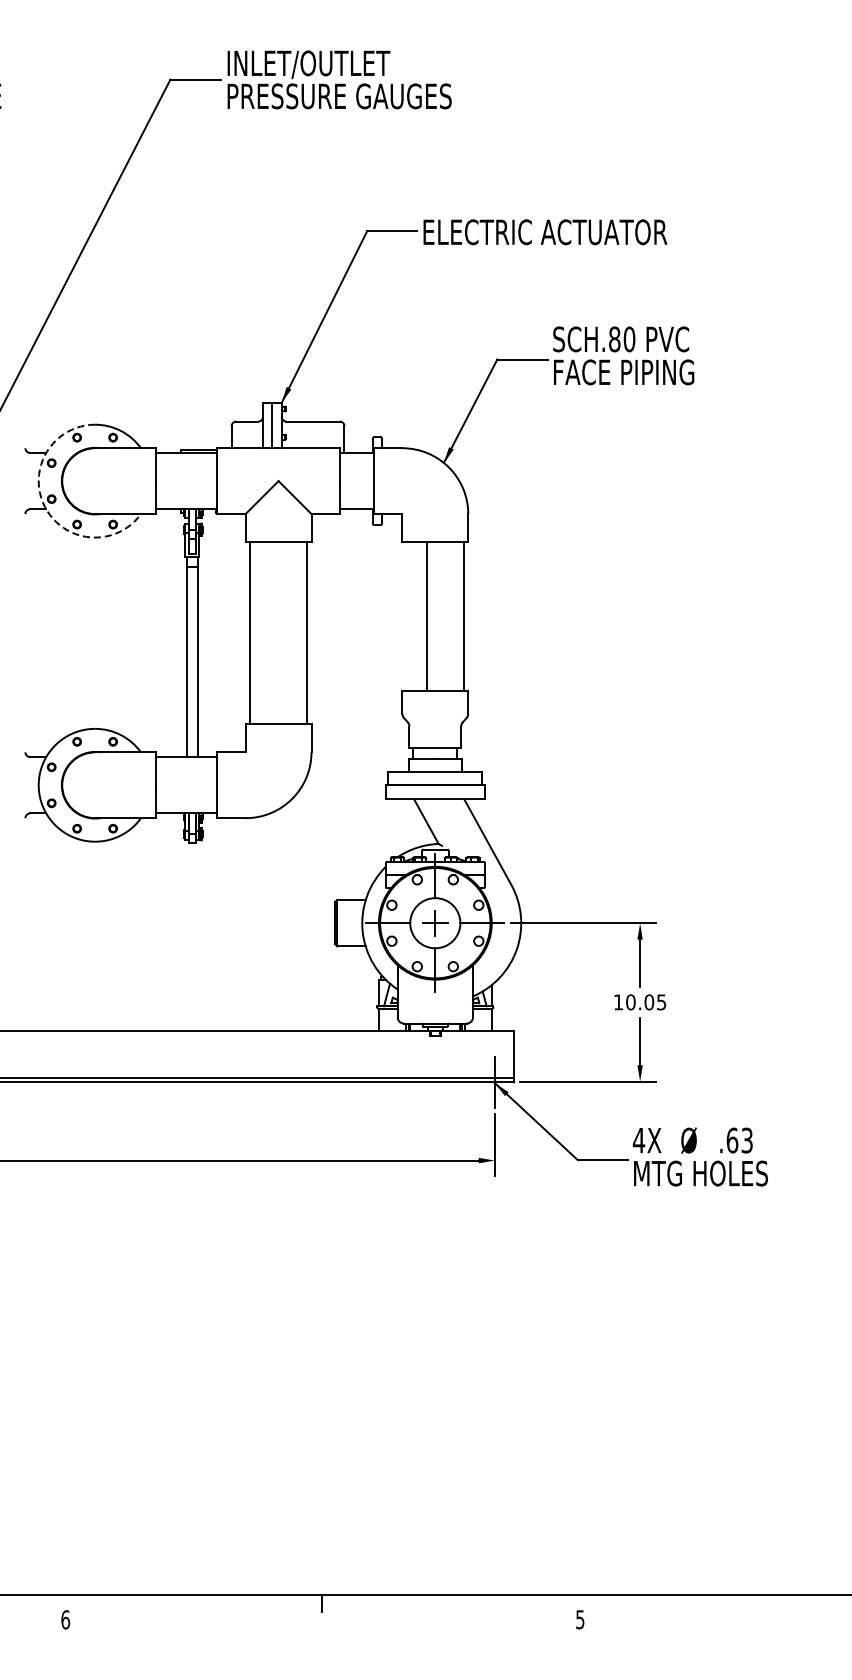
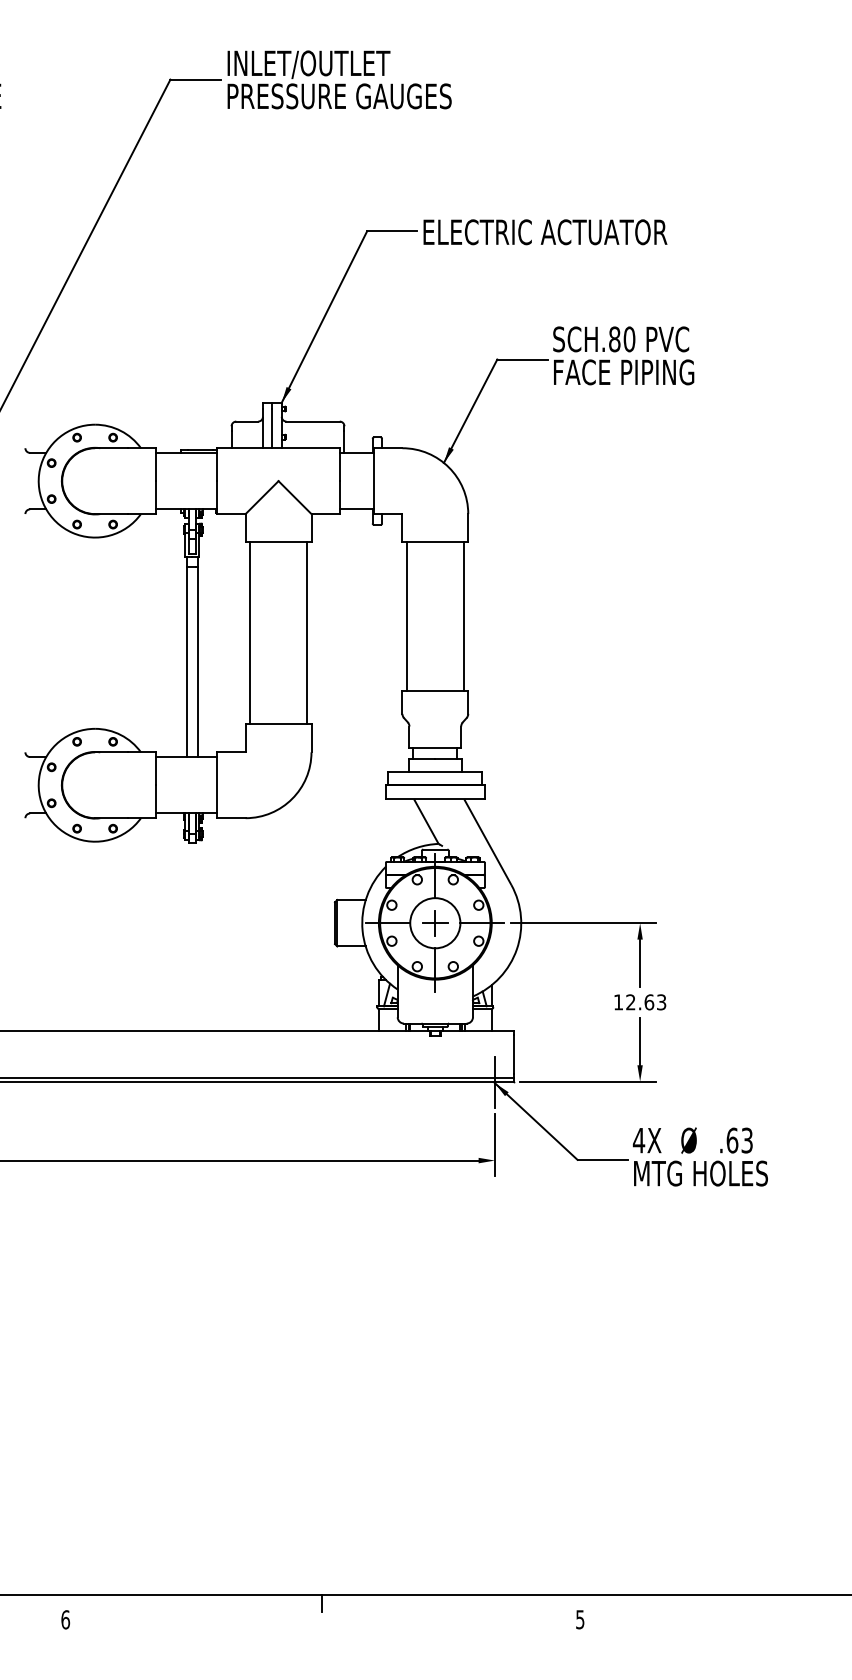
arc: dashed -> solid (44, 506)
line position: (427, 616) -> (407, 616) (407, 616)
text: 10.05 -> 12.63 (646, 1002)
